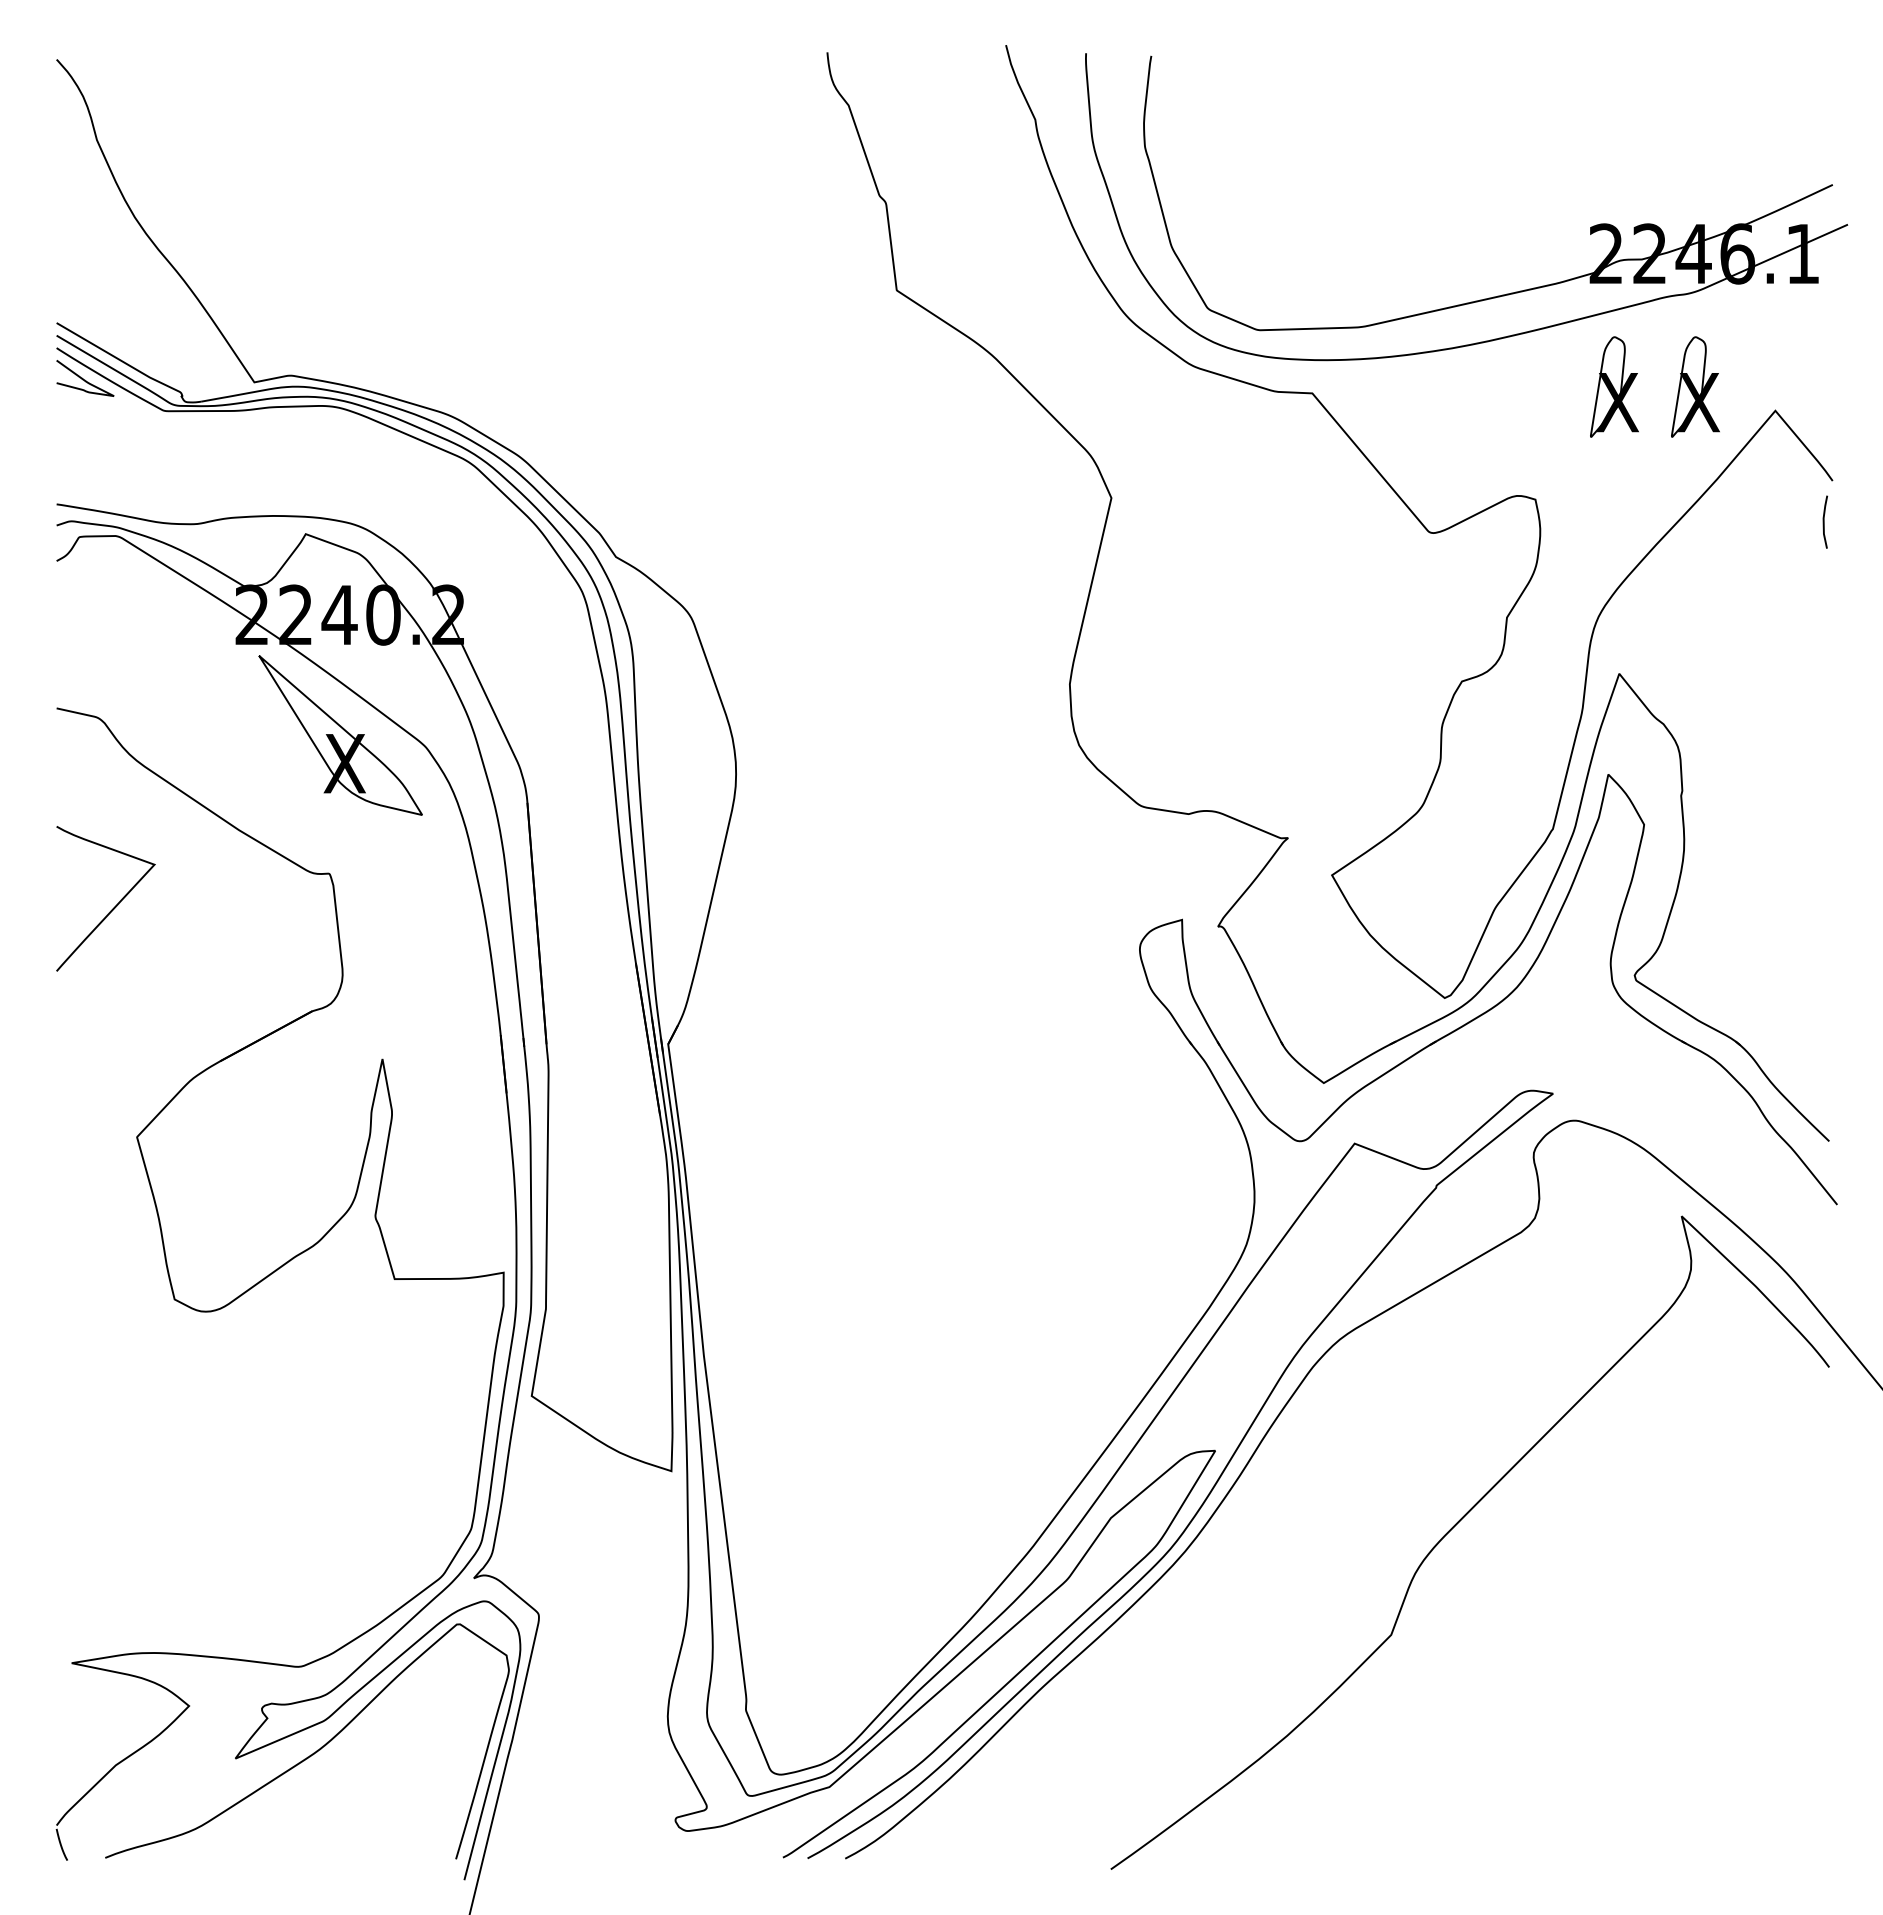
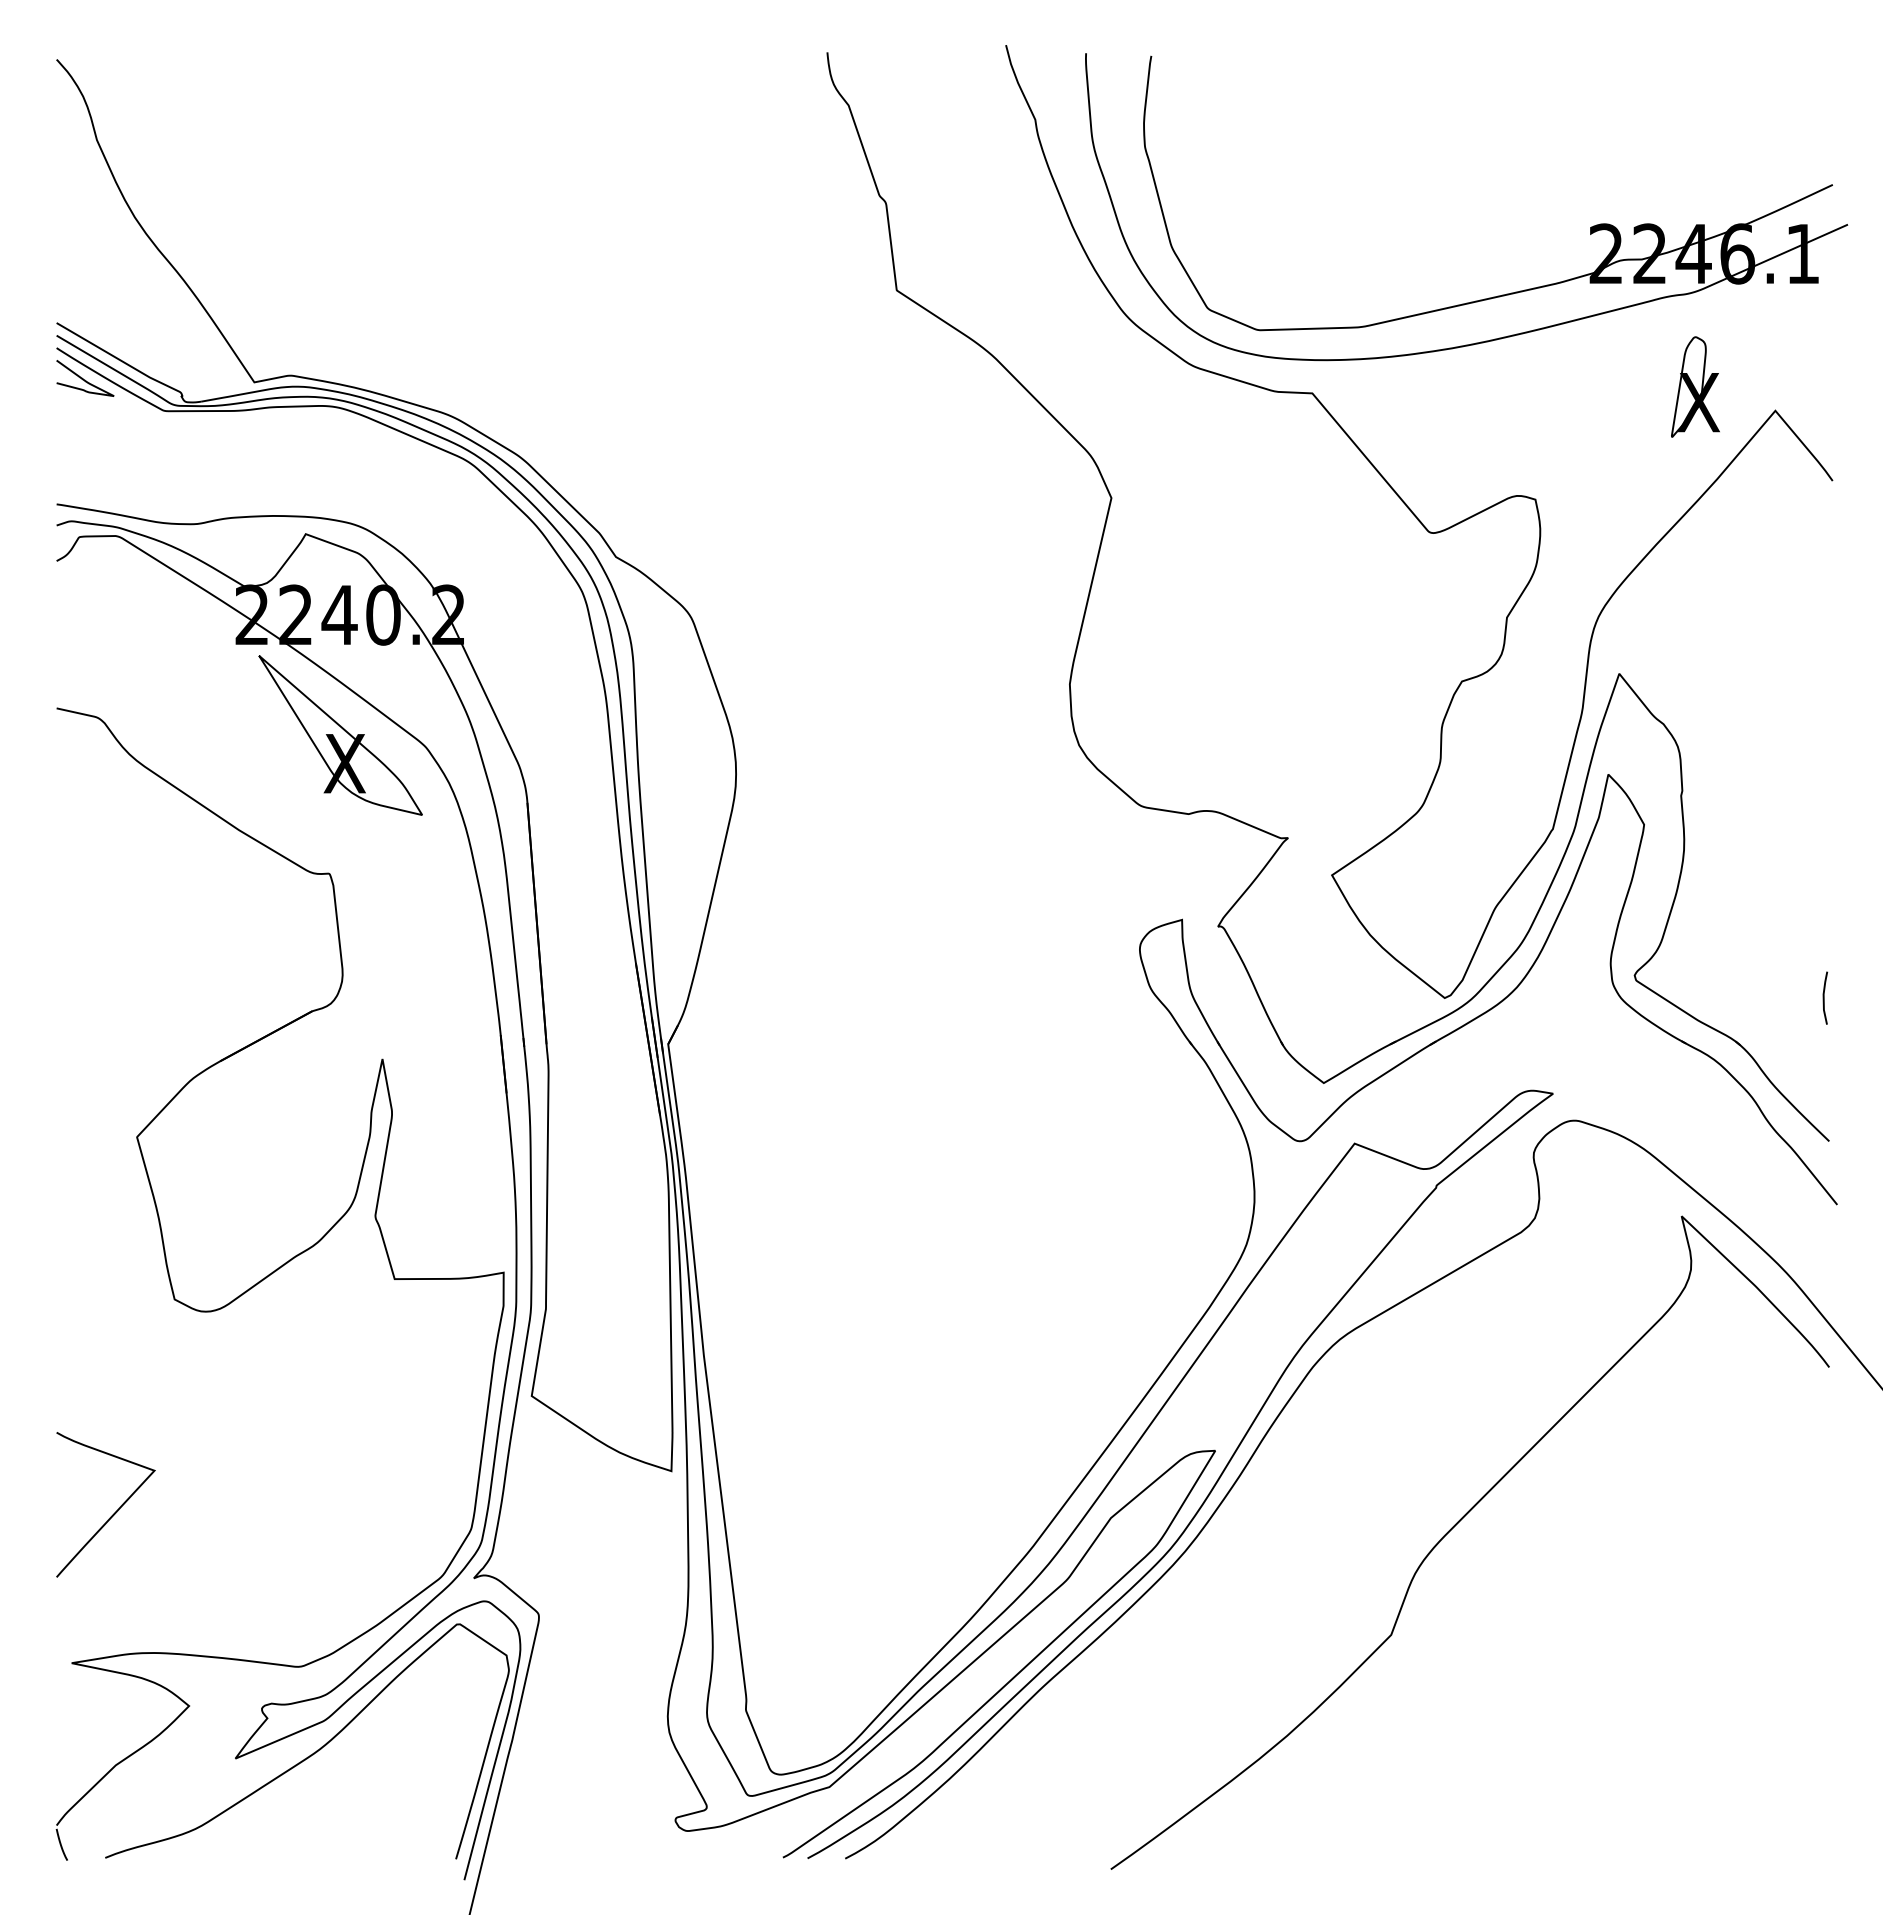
part: present -> none (1614, 386)
line position: (1824, 521) -> (1824, 997) (1824, 997)
curve position: (114, 906) -> (114, 1512) (114, 1512)
